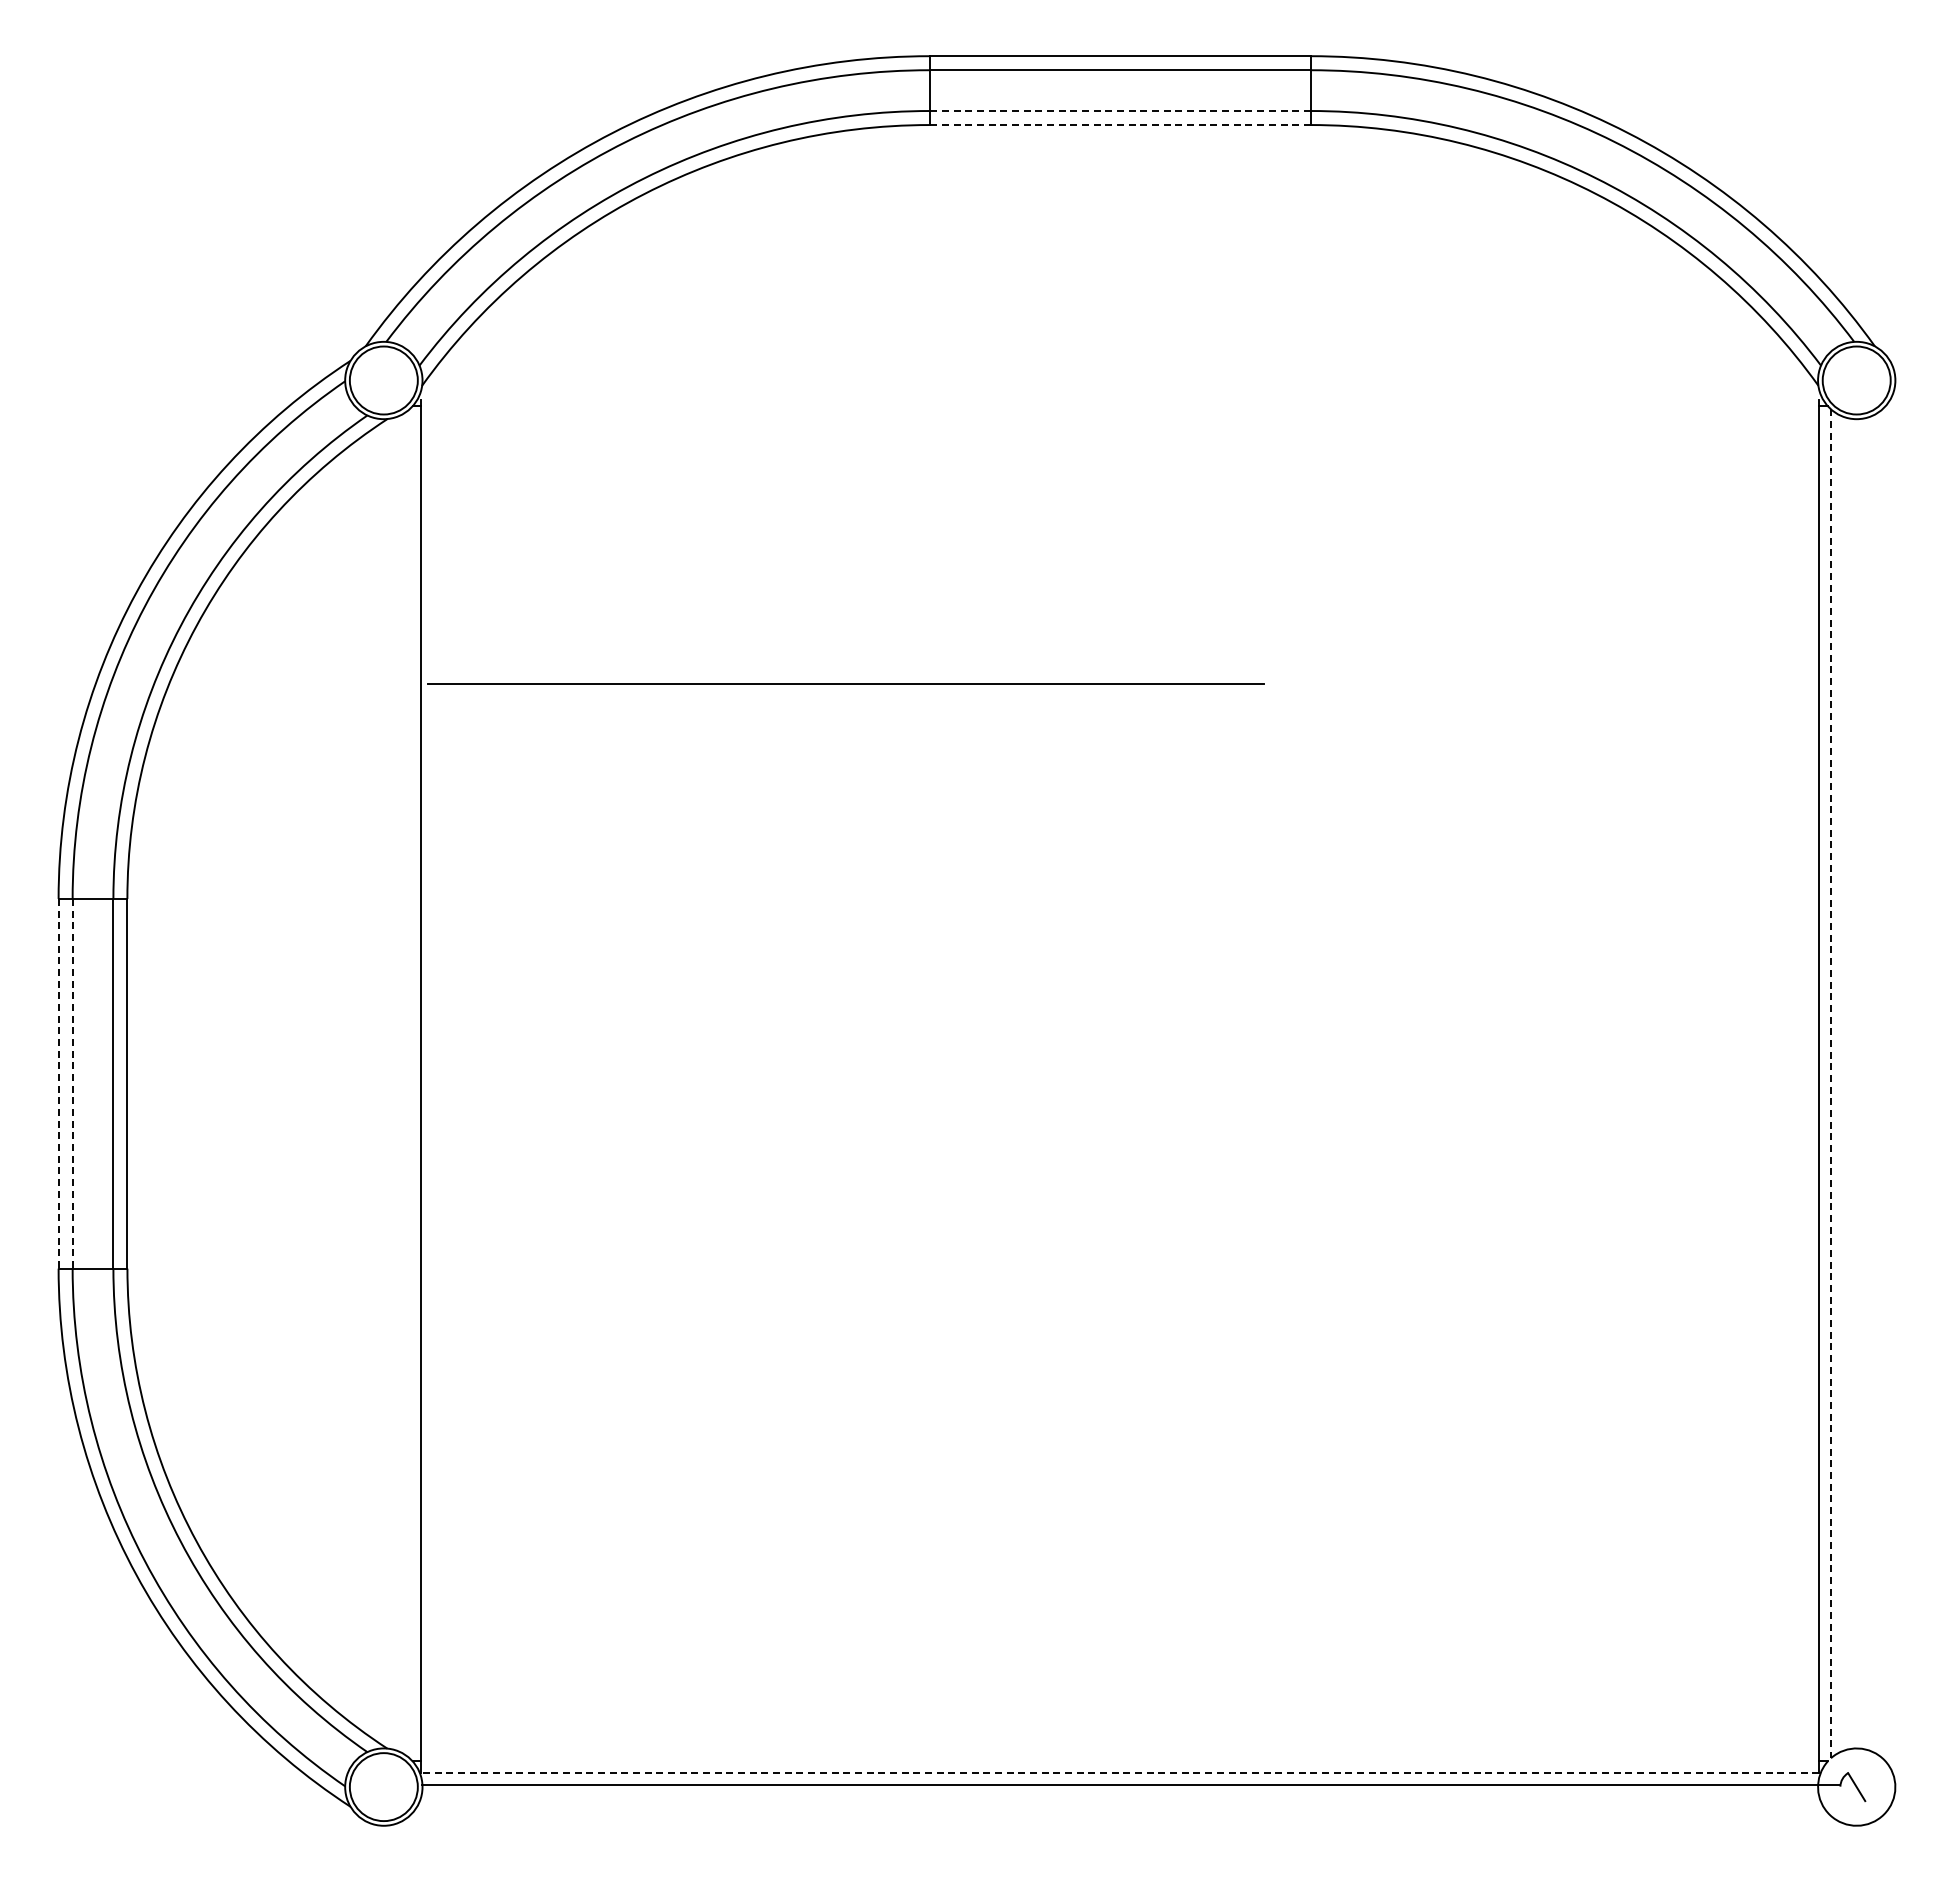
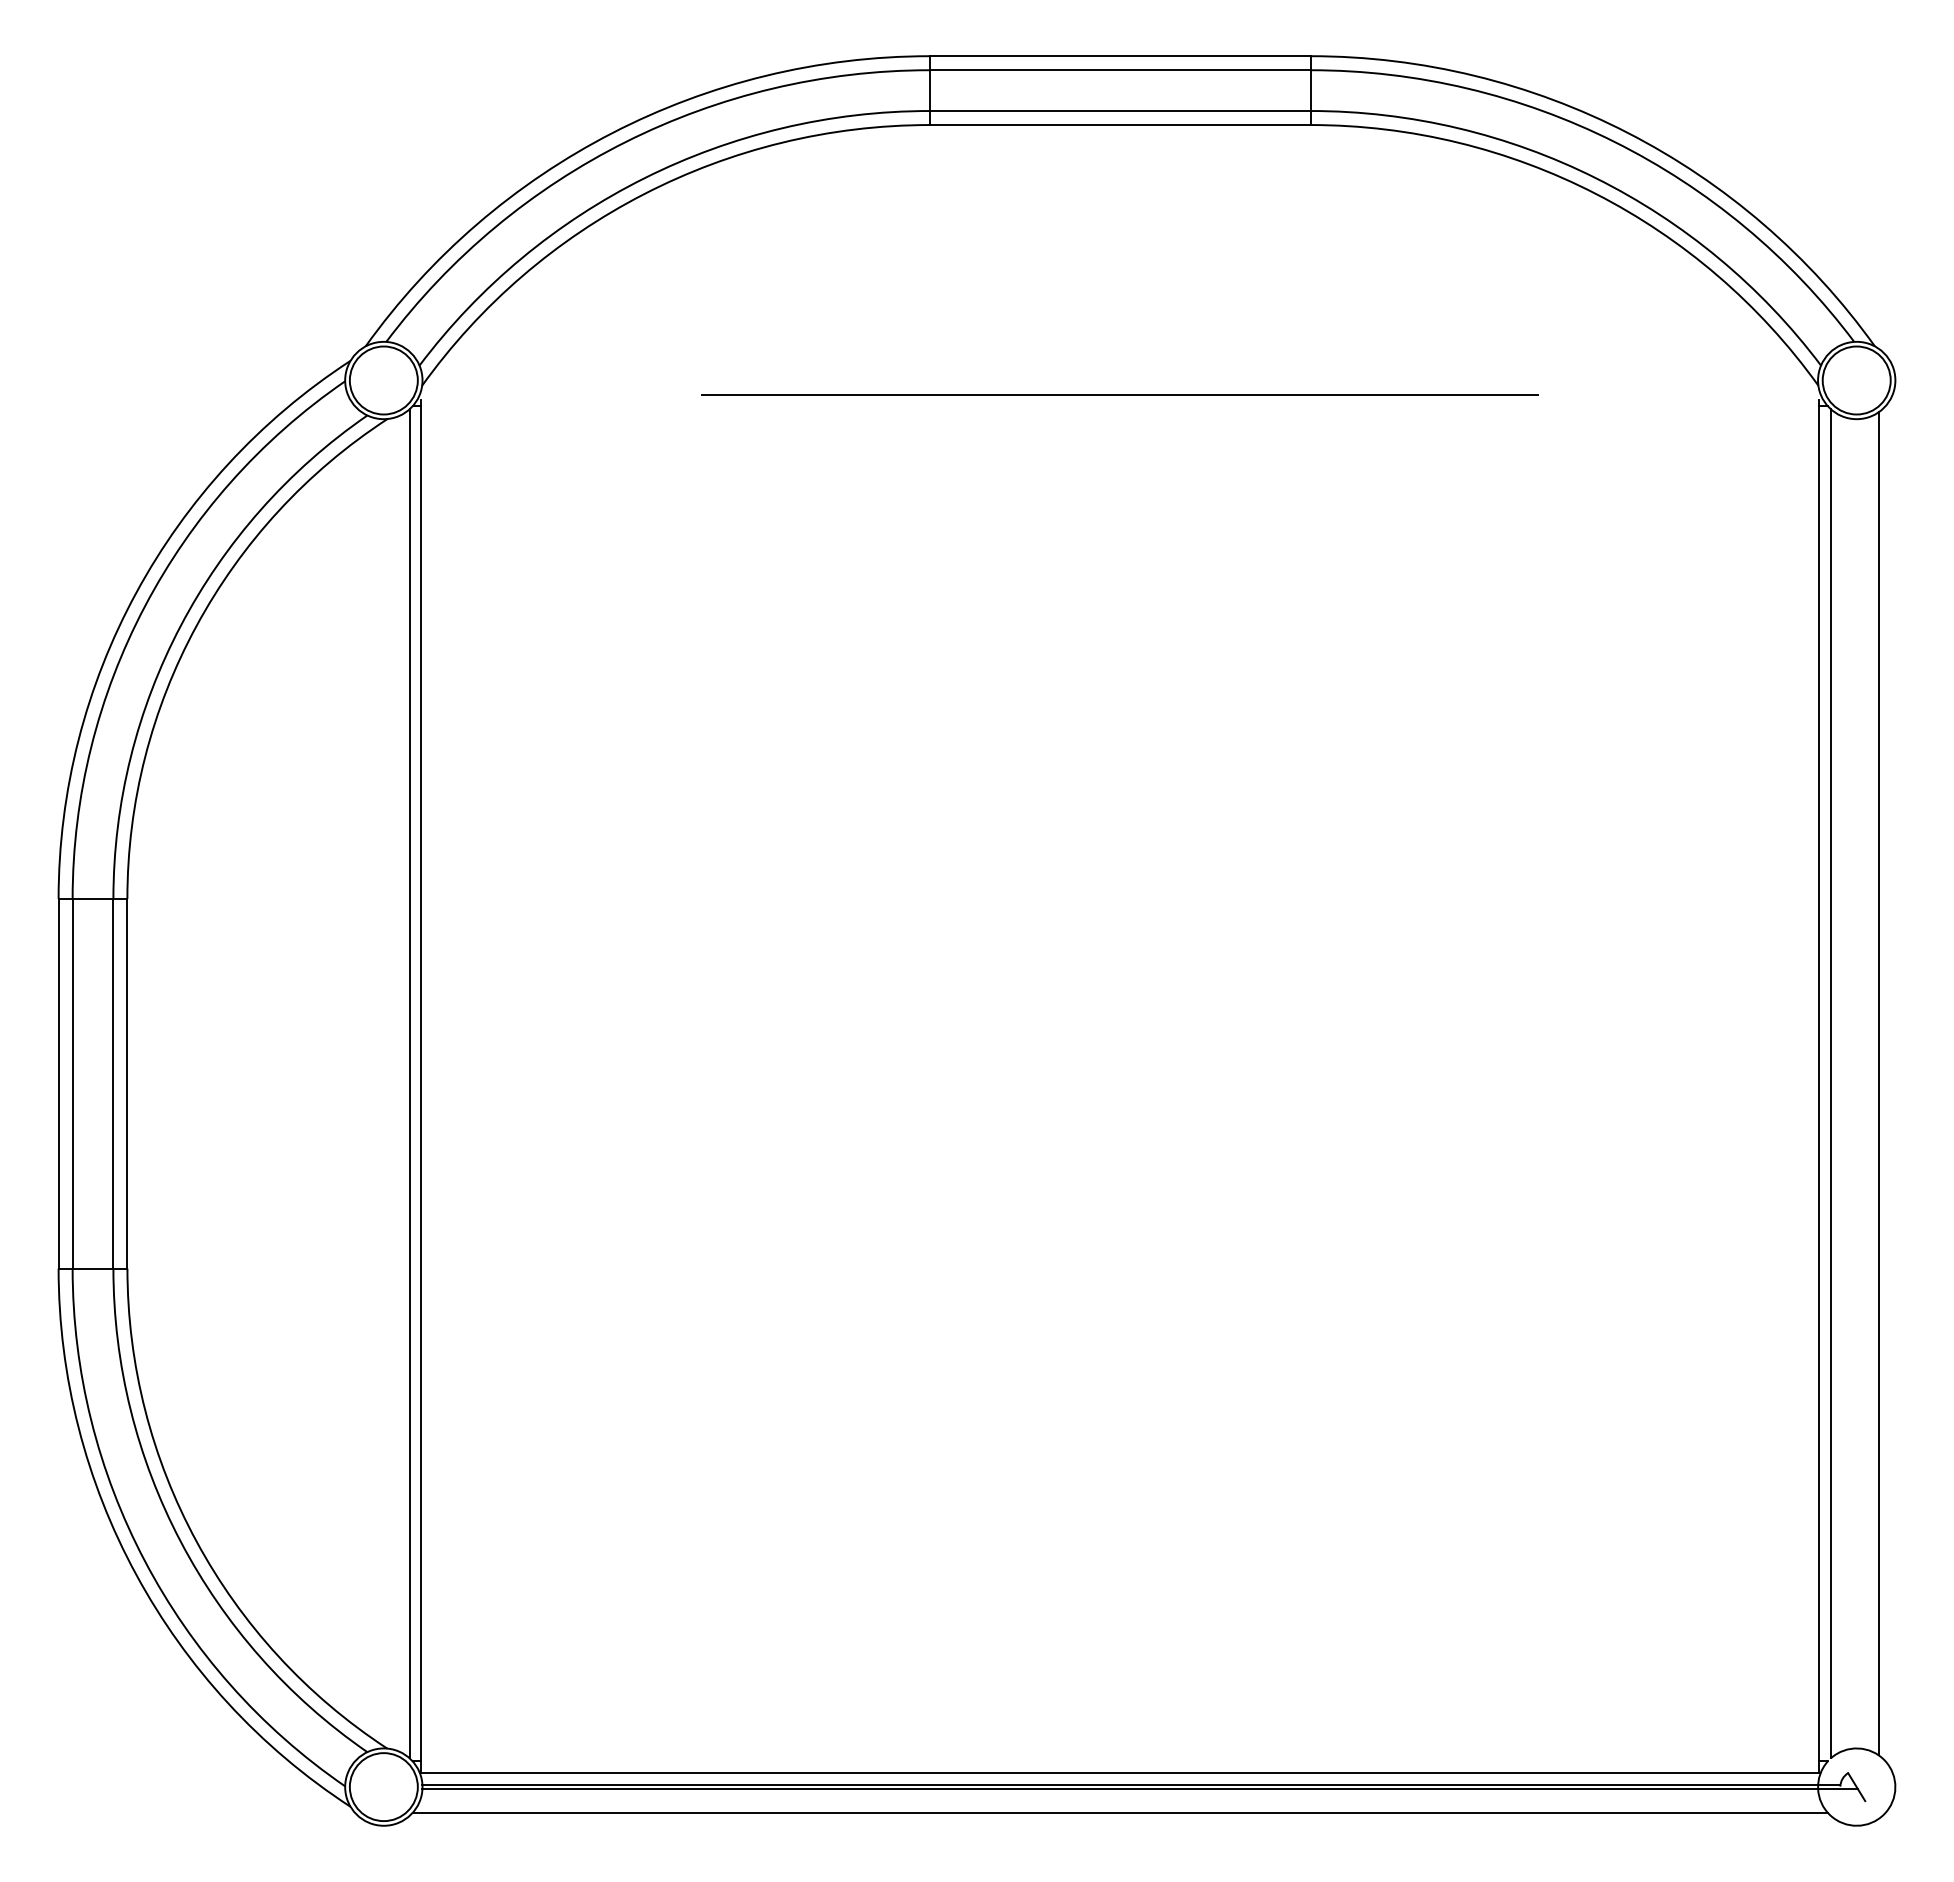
line: dashed -> solid (1120, 111)
line: dashed -> solid (1120, 125)
line position: (845, 683) -> (1119, 394) (1119, 394)
line: dashed -> solid (58, 1083)
line: dashed -> solid (72, 1083)
line: none -> present (409, 1083)
line: none -> present (1878, 1083)
line: dashed -> solid (1831, 1084)
line: dashed -> solid (1119, 1773)
line: none -> present (1140, 1789)
line: none -> present (1119, 1812)
